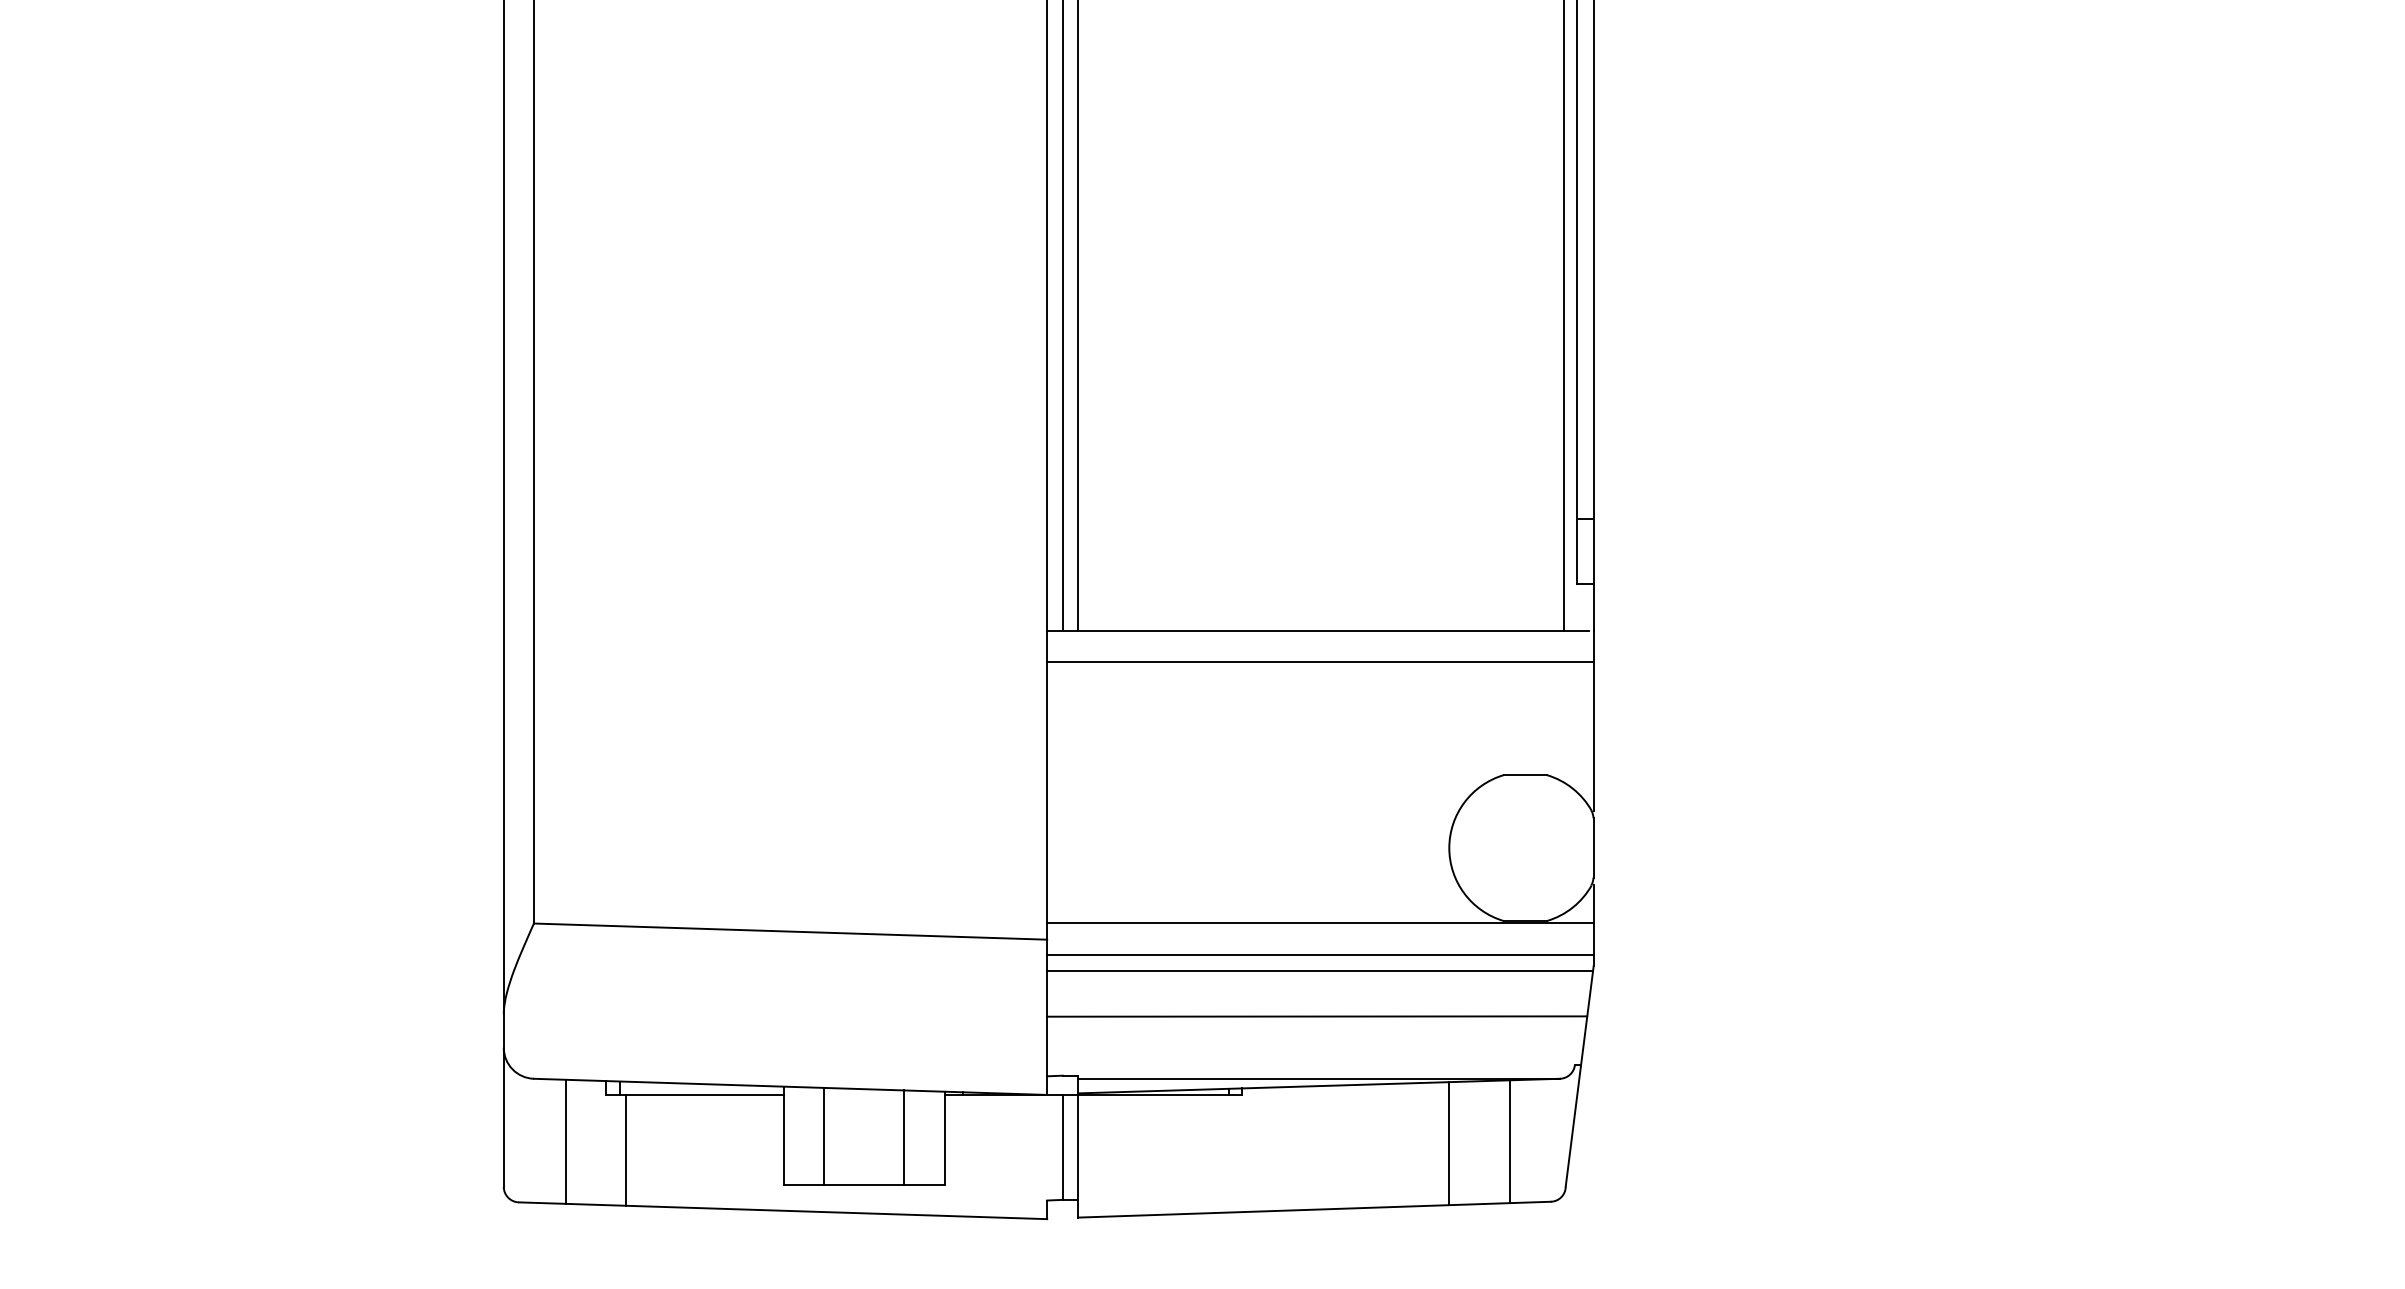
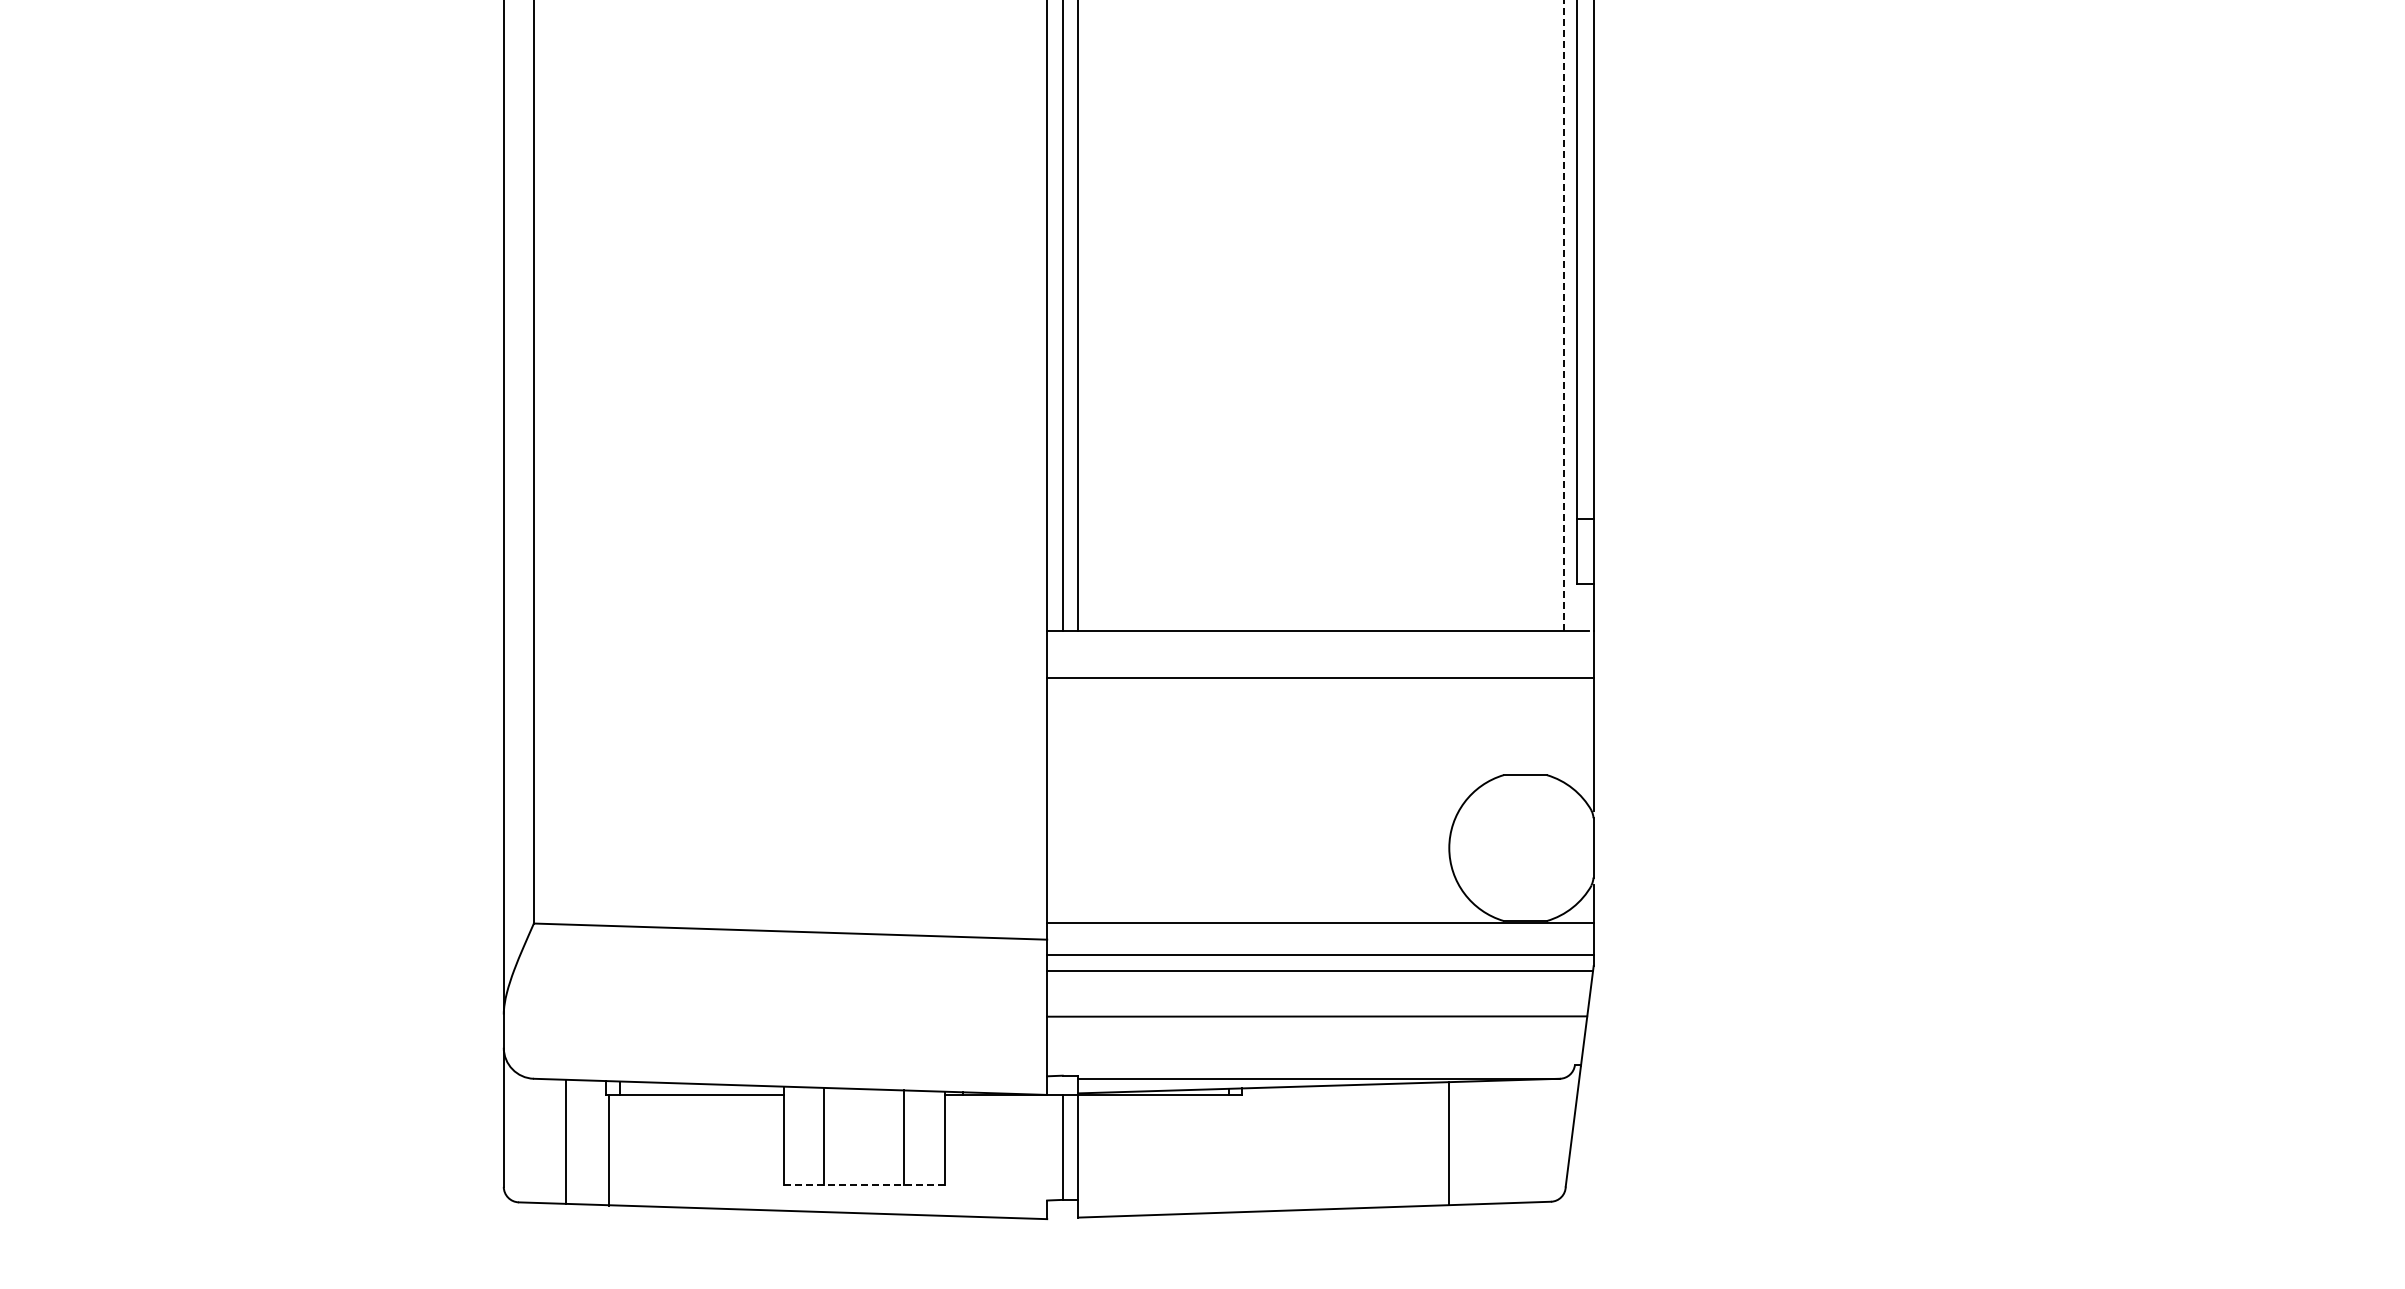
line: solid -> dashed (1563, 315)
line position: (1320, 662) -> (1320, 678) (1320, 678)
line: present -> none (1509, 1141)
line position: (626, 1149) -> (609, 1149) (609, 1149)
line: solid -> dashed (864, 1184)
